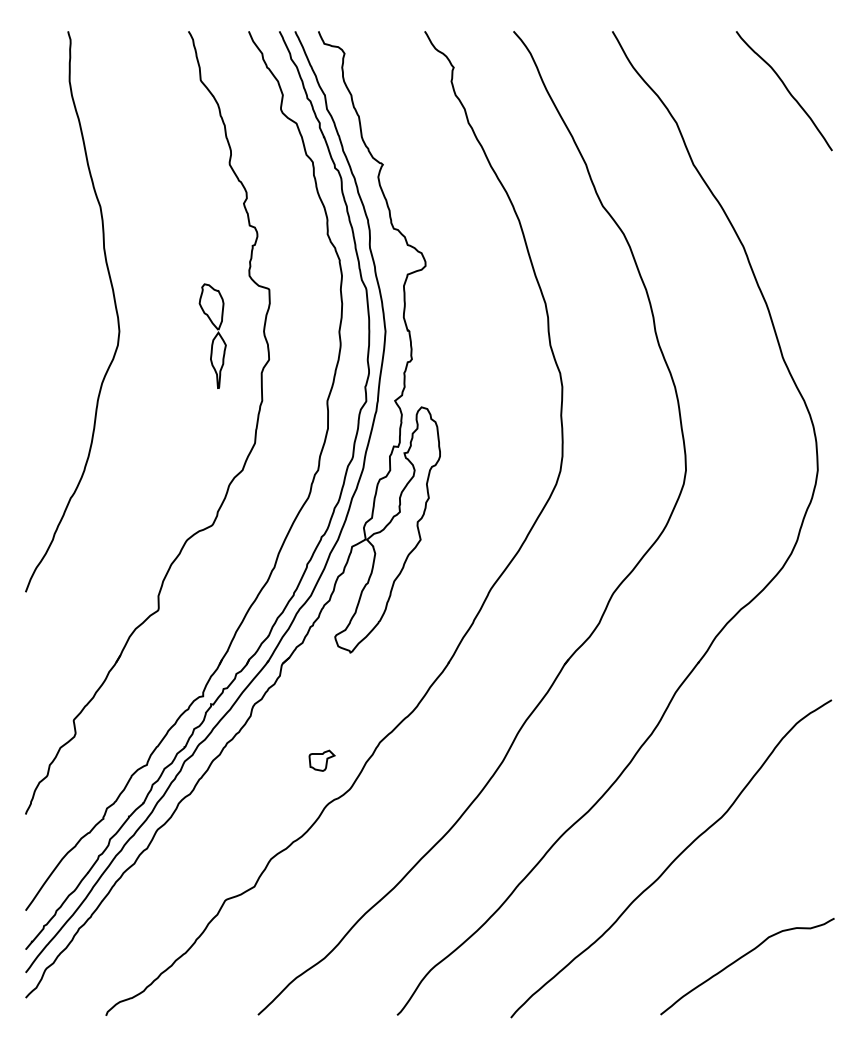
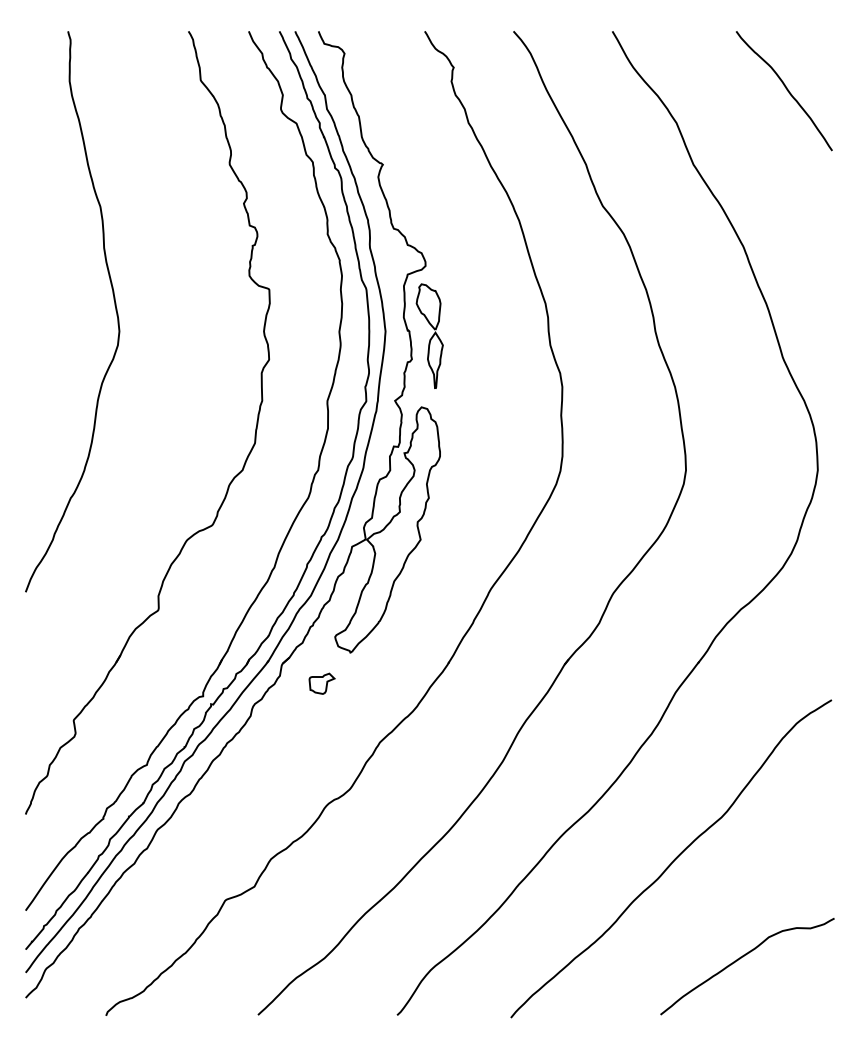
part position: (212, 335) -> (429, 335) (429, 335)
part position: (321, 760) -> (321, 683) (321, 683)
